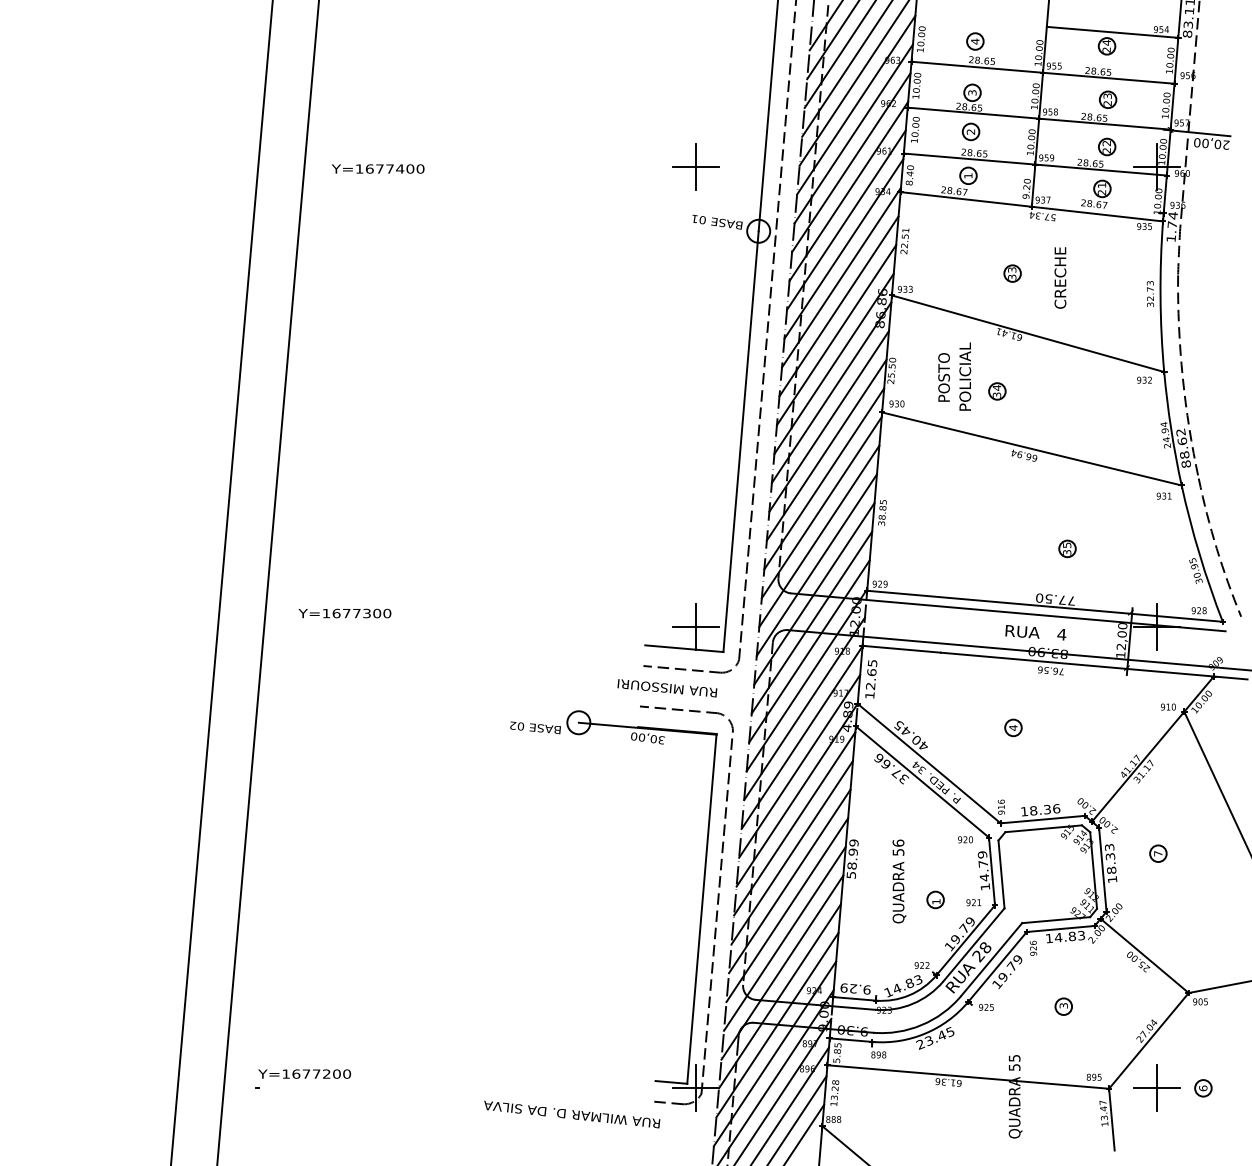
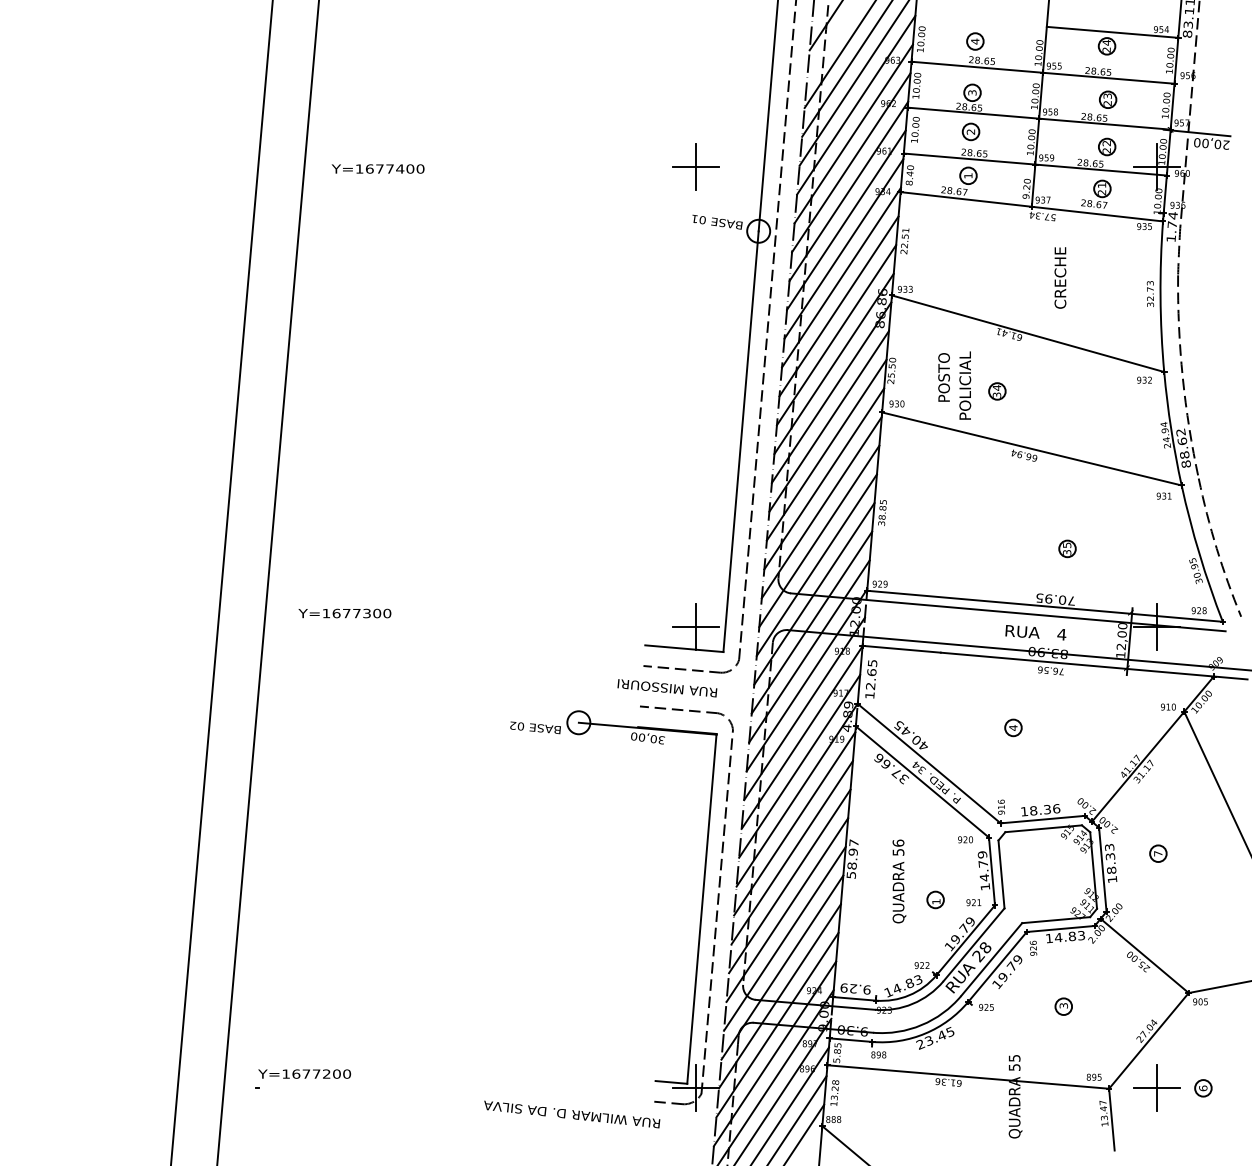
line: present -> none (832, 40)
part: present -> none (1012, 273)
text position: (965, 376) -> (965, 385) (965, 385)
text: 77.50 -> 70.95 (1051, 598)
text: 58.99 -> 58.97 (853, 842)
